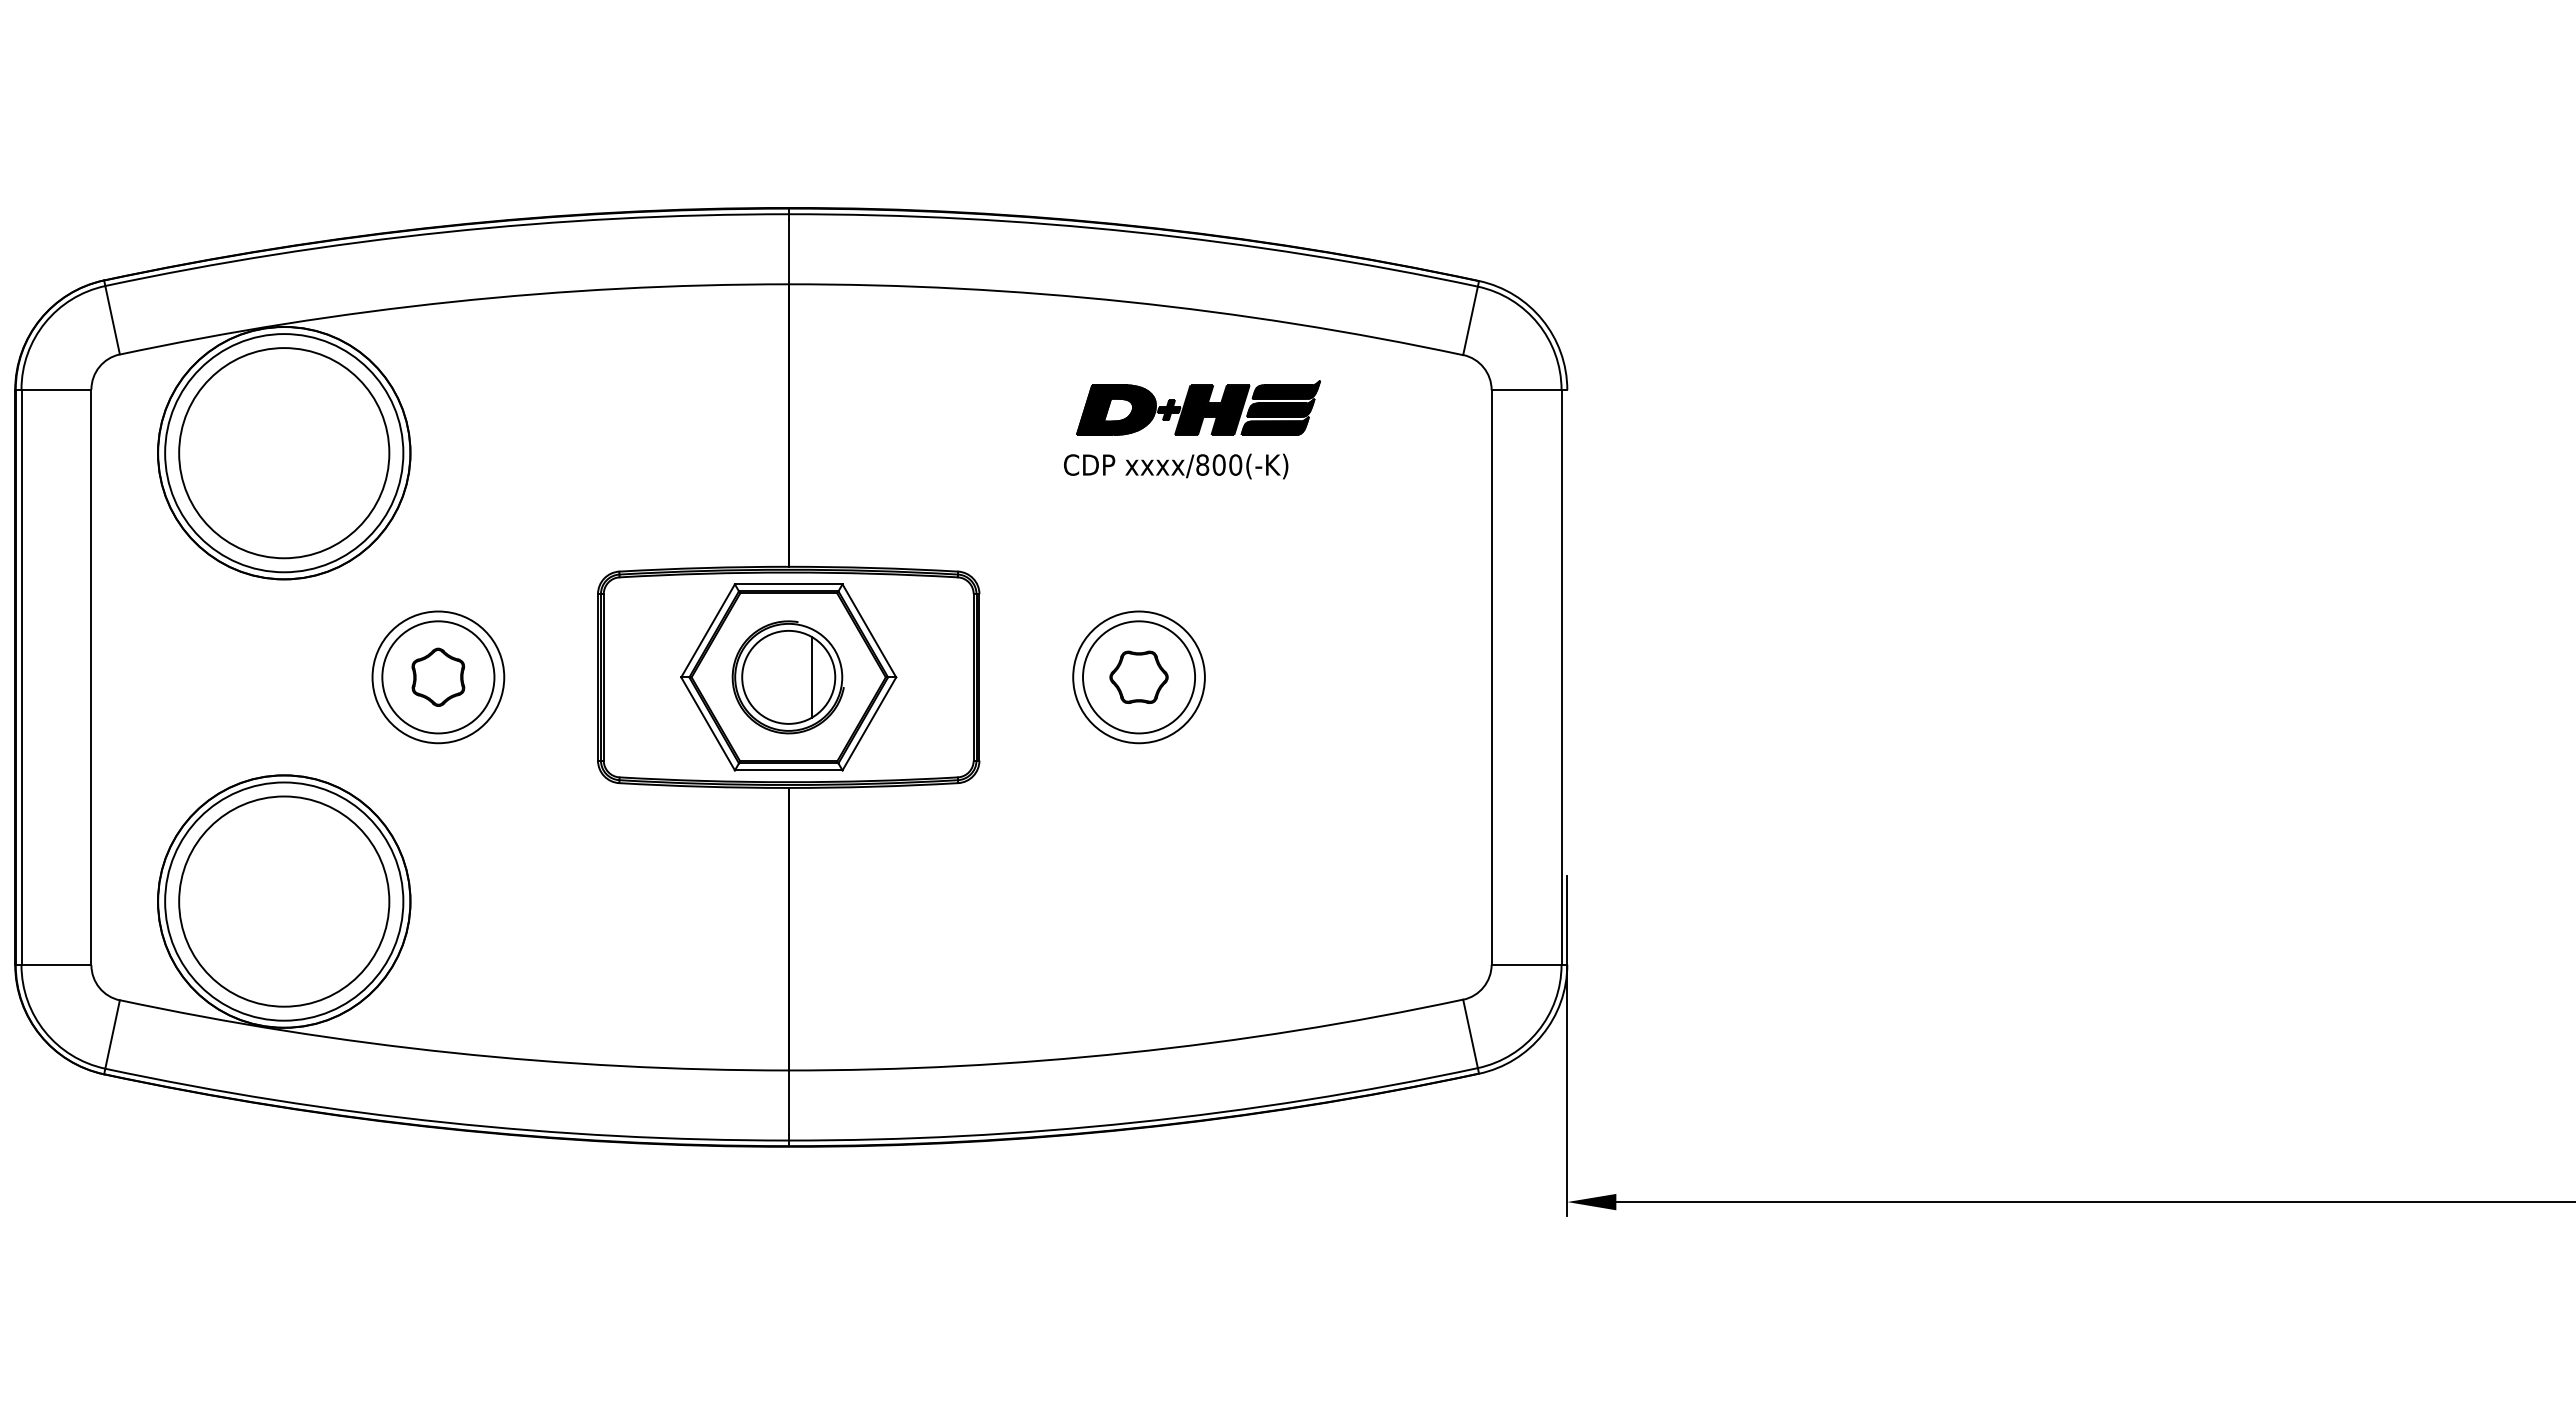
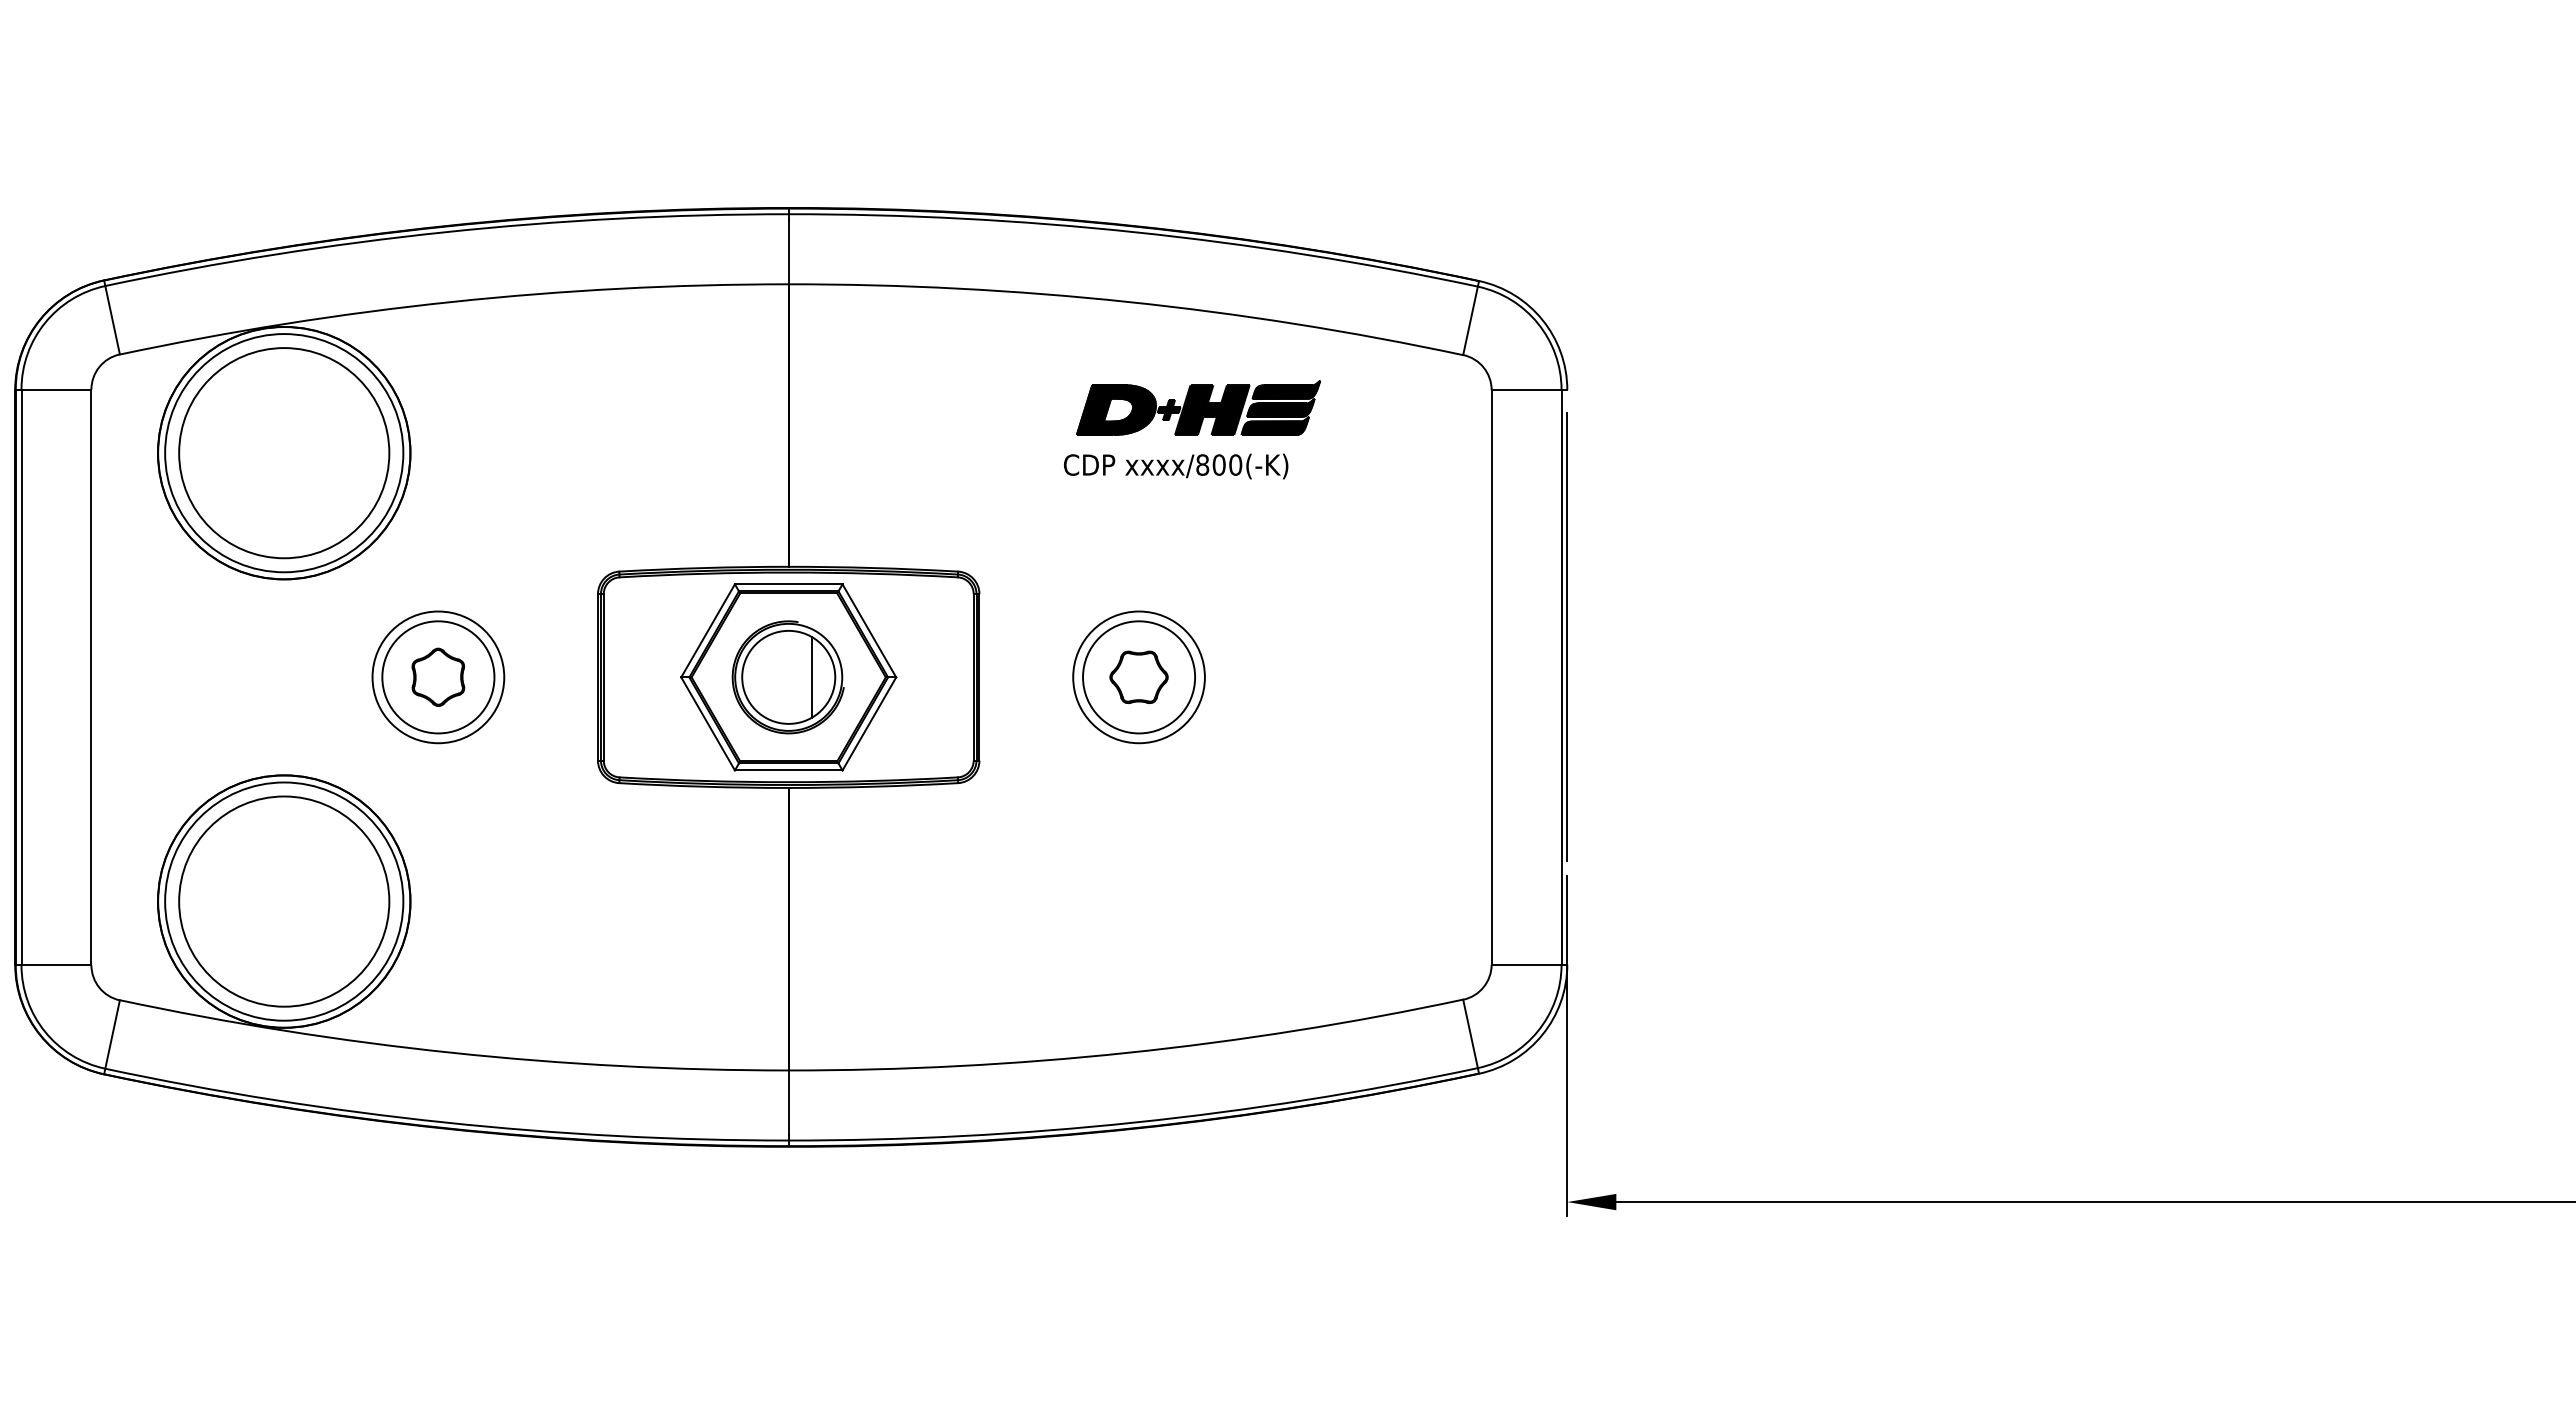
line: none -> present (1567, 637)
